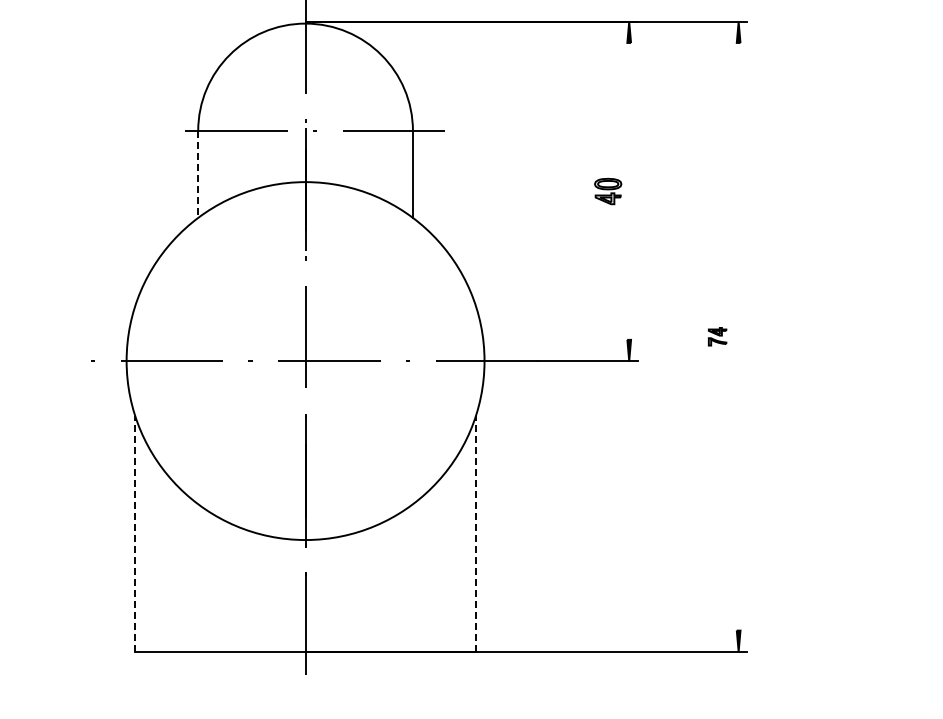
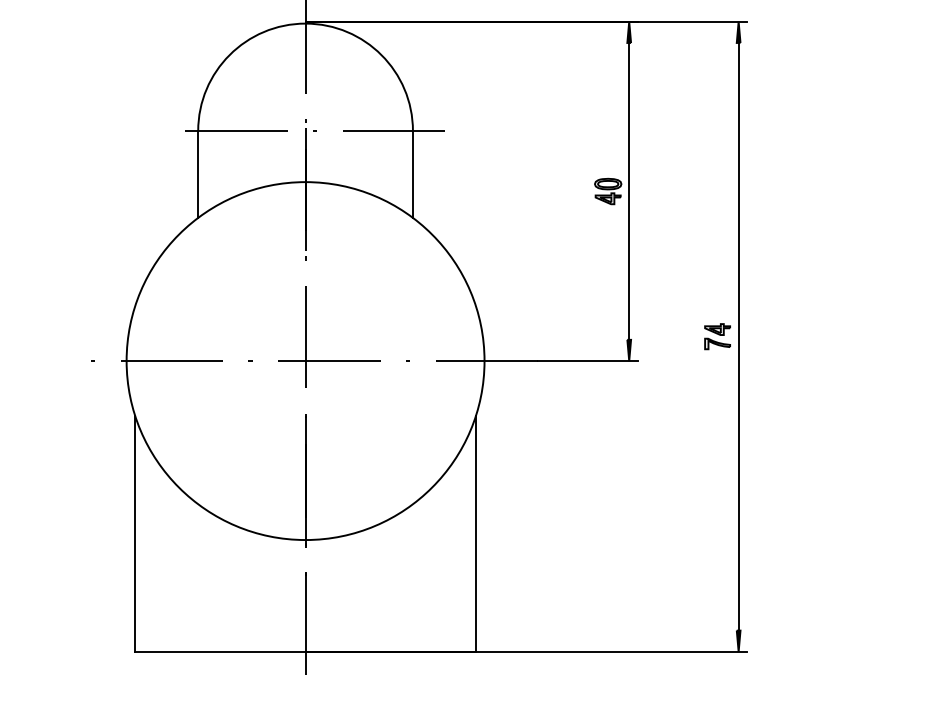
line: dashed -> solid (198, 174)
line: none -> present (629, 190)
part size: 21x20 px -> 27x28 px (717, 336)
line: none -> present (738, 336)
line: dashed -> solid (135, 533)
line: dashed -> solid (476, 533)
